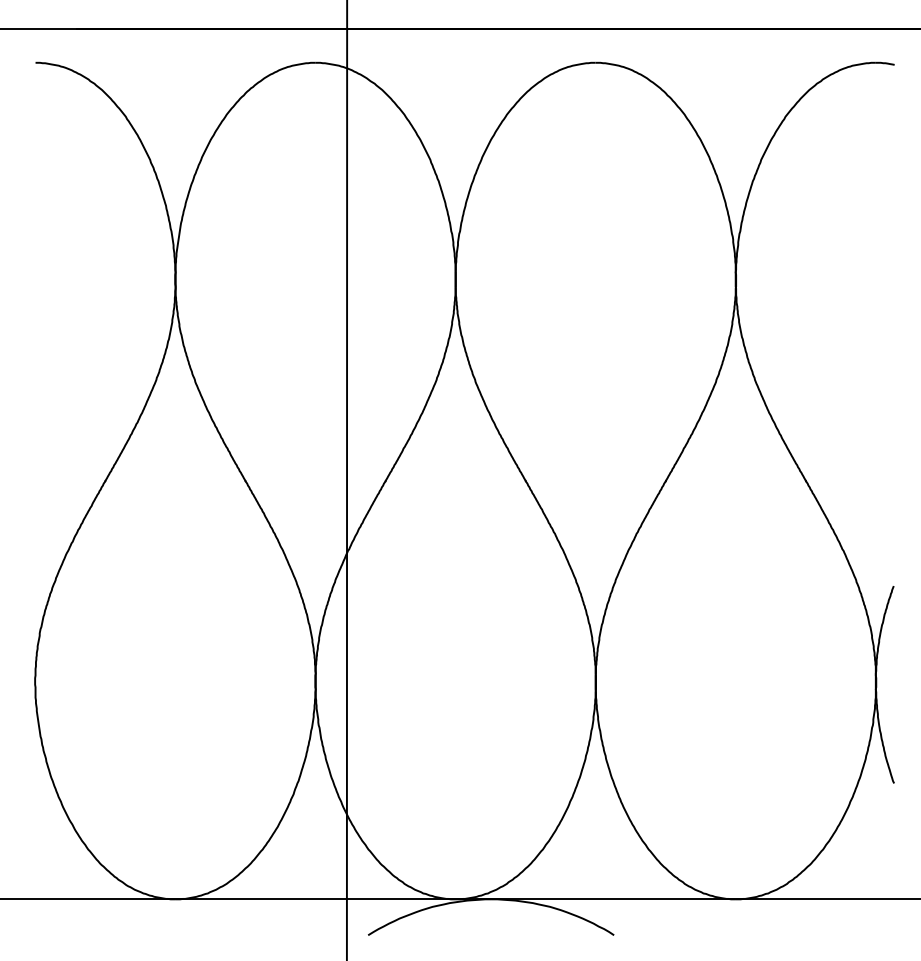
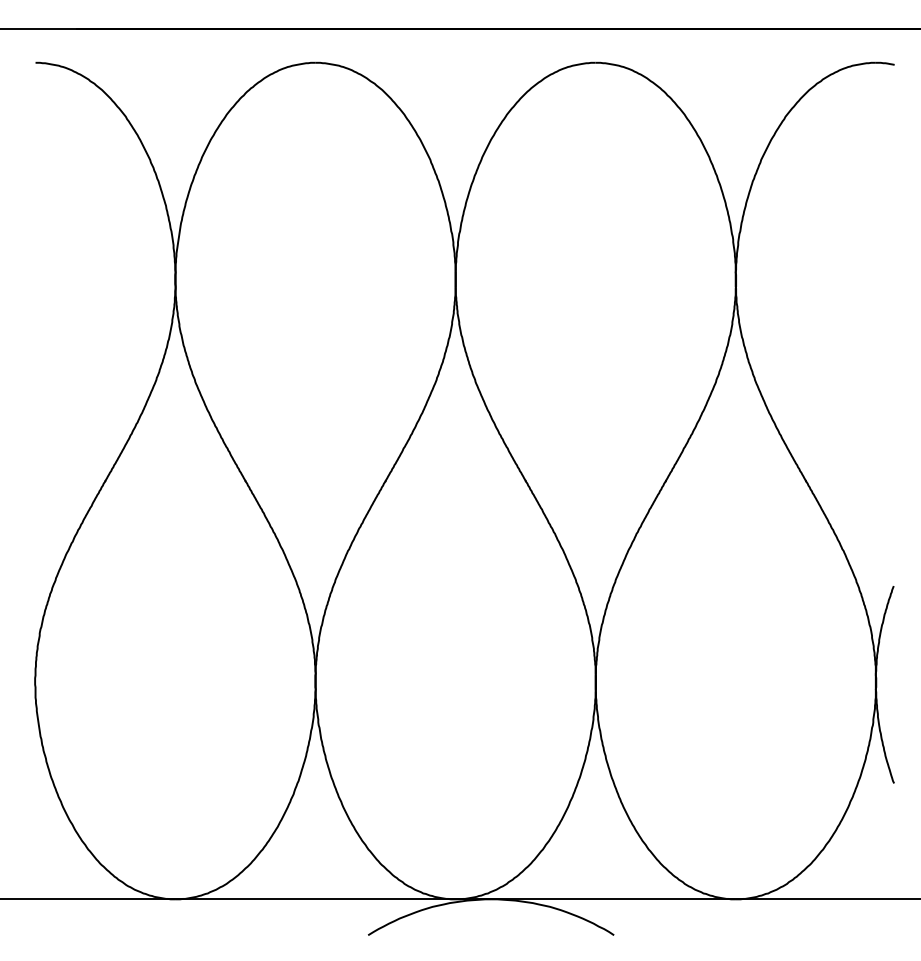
line: present -> none (346, 479)
